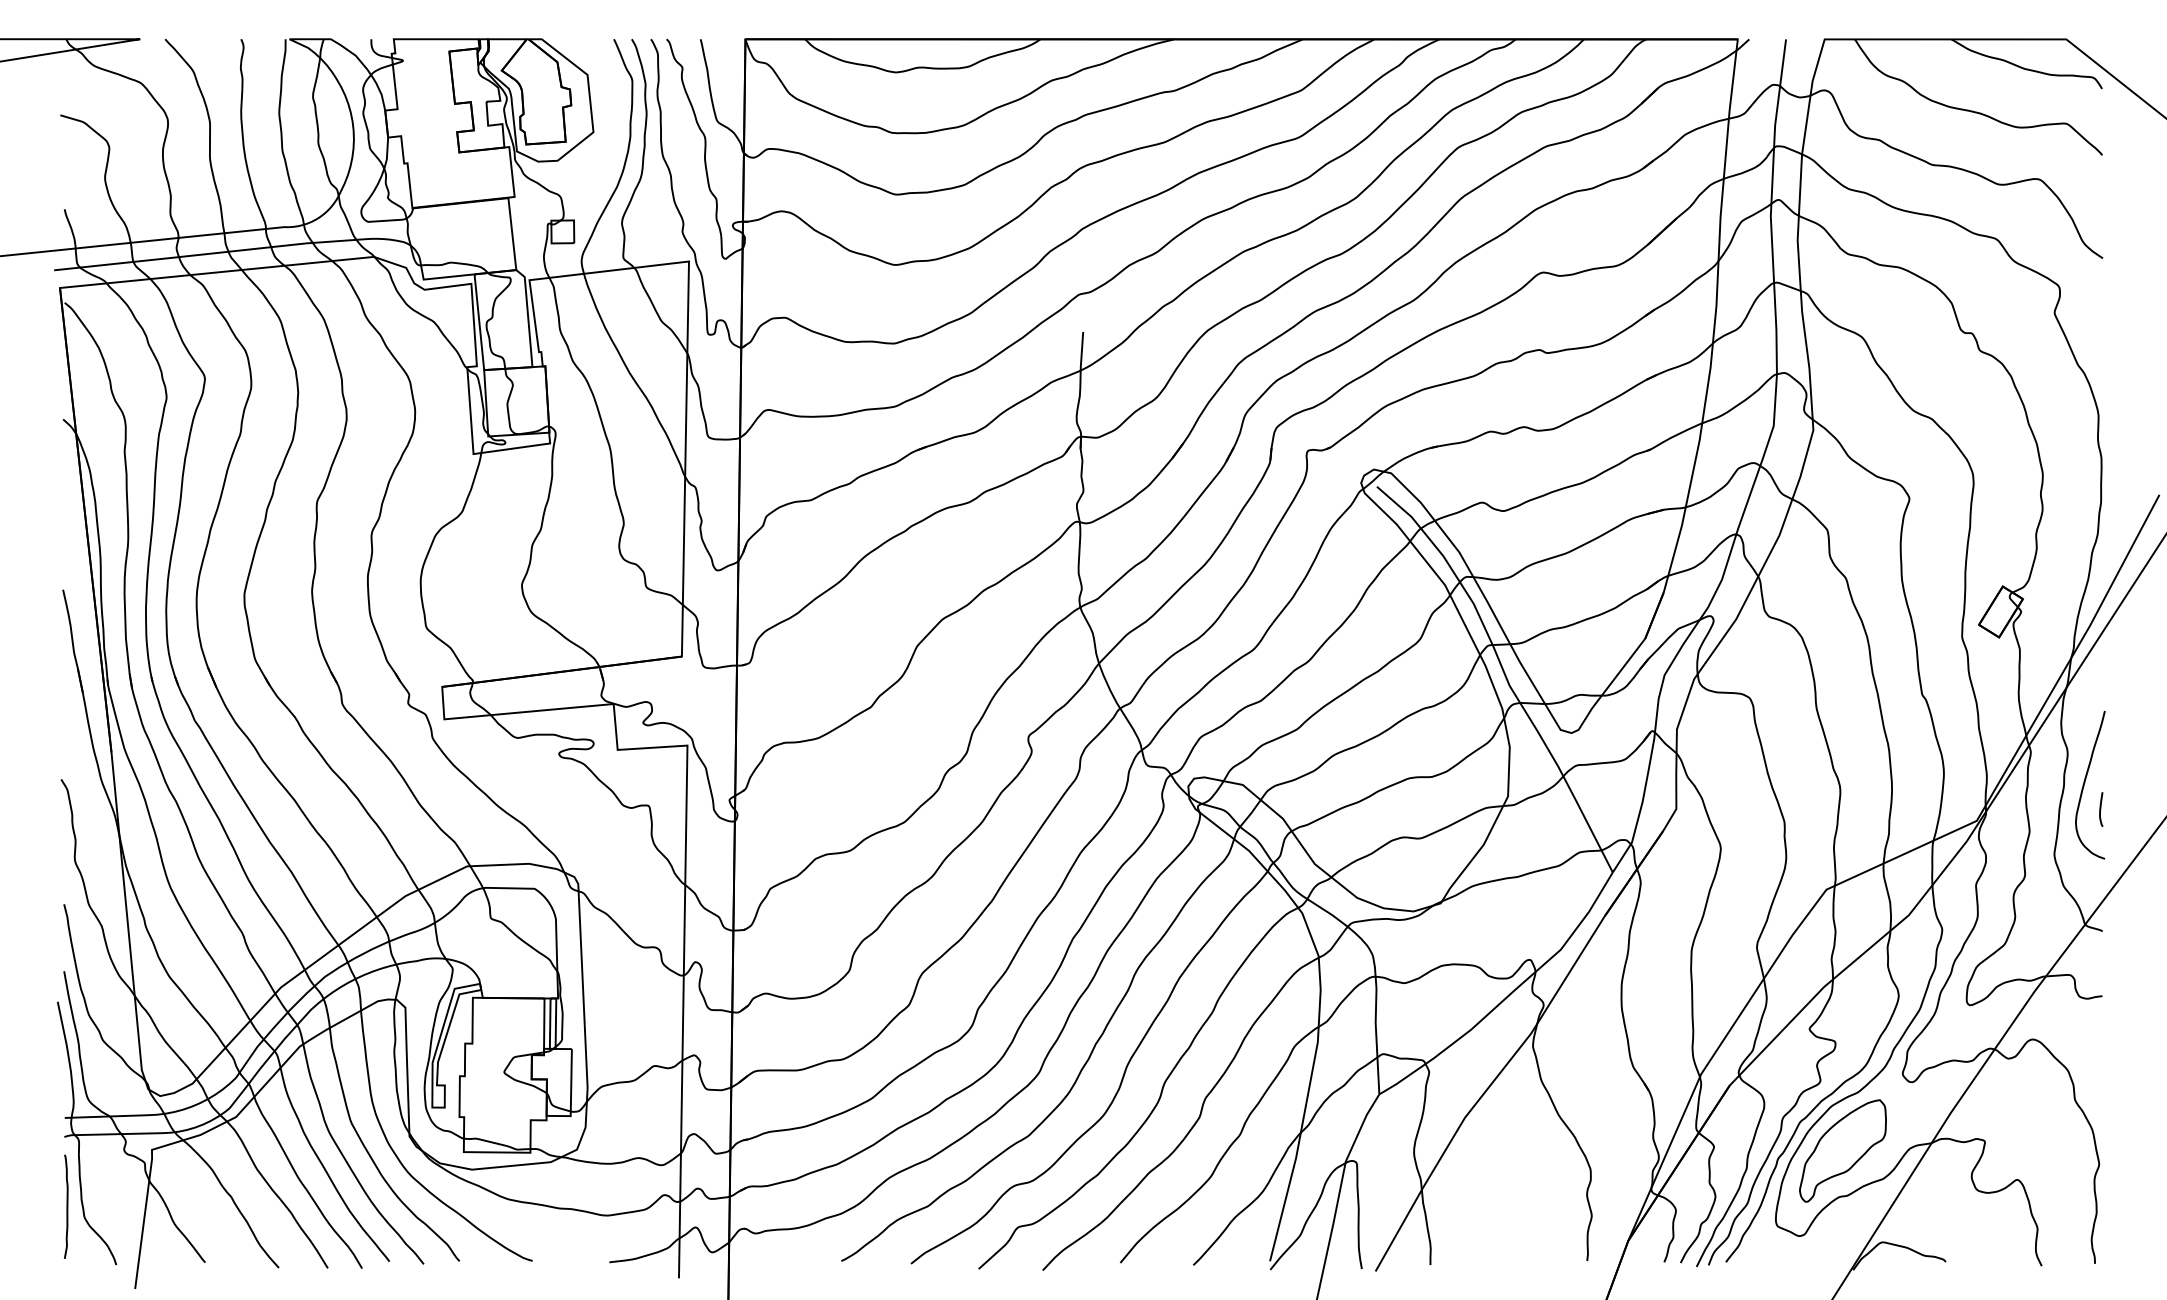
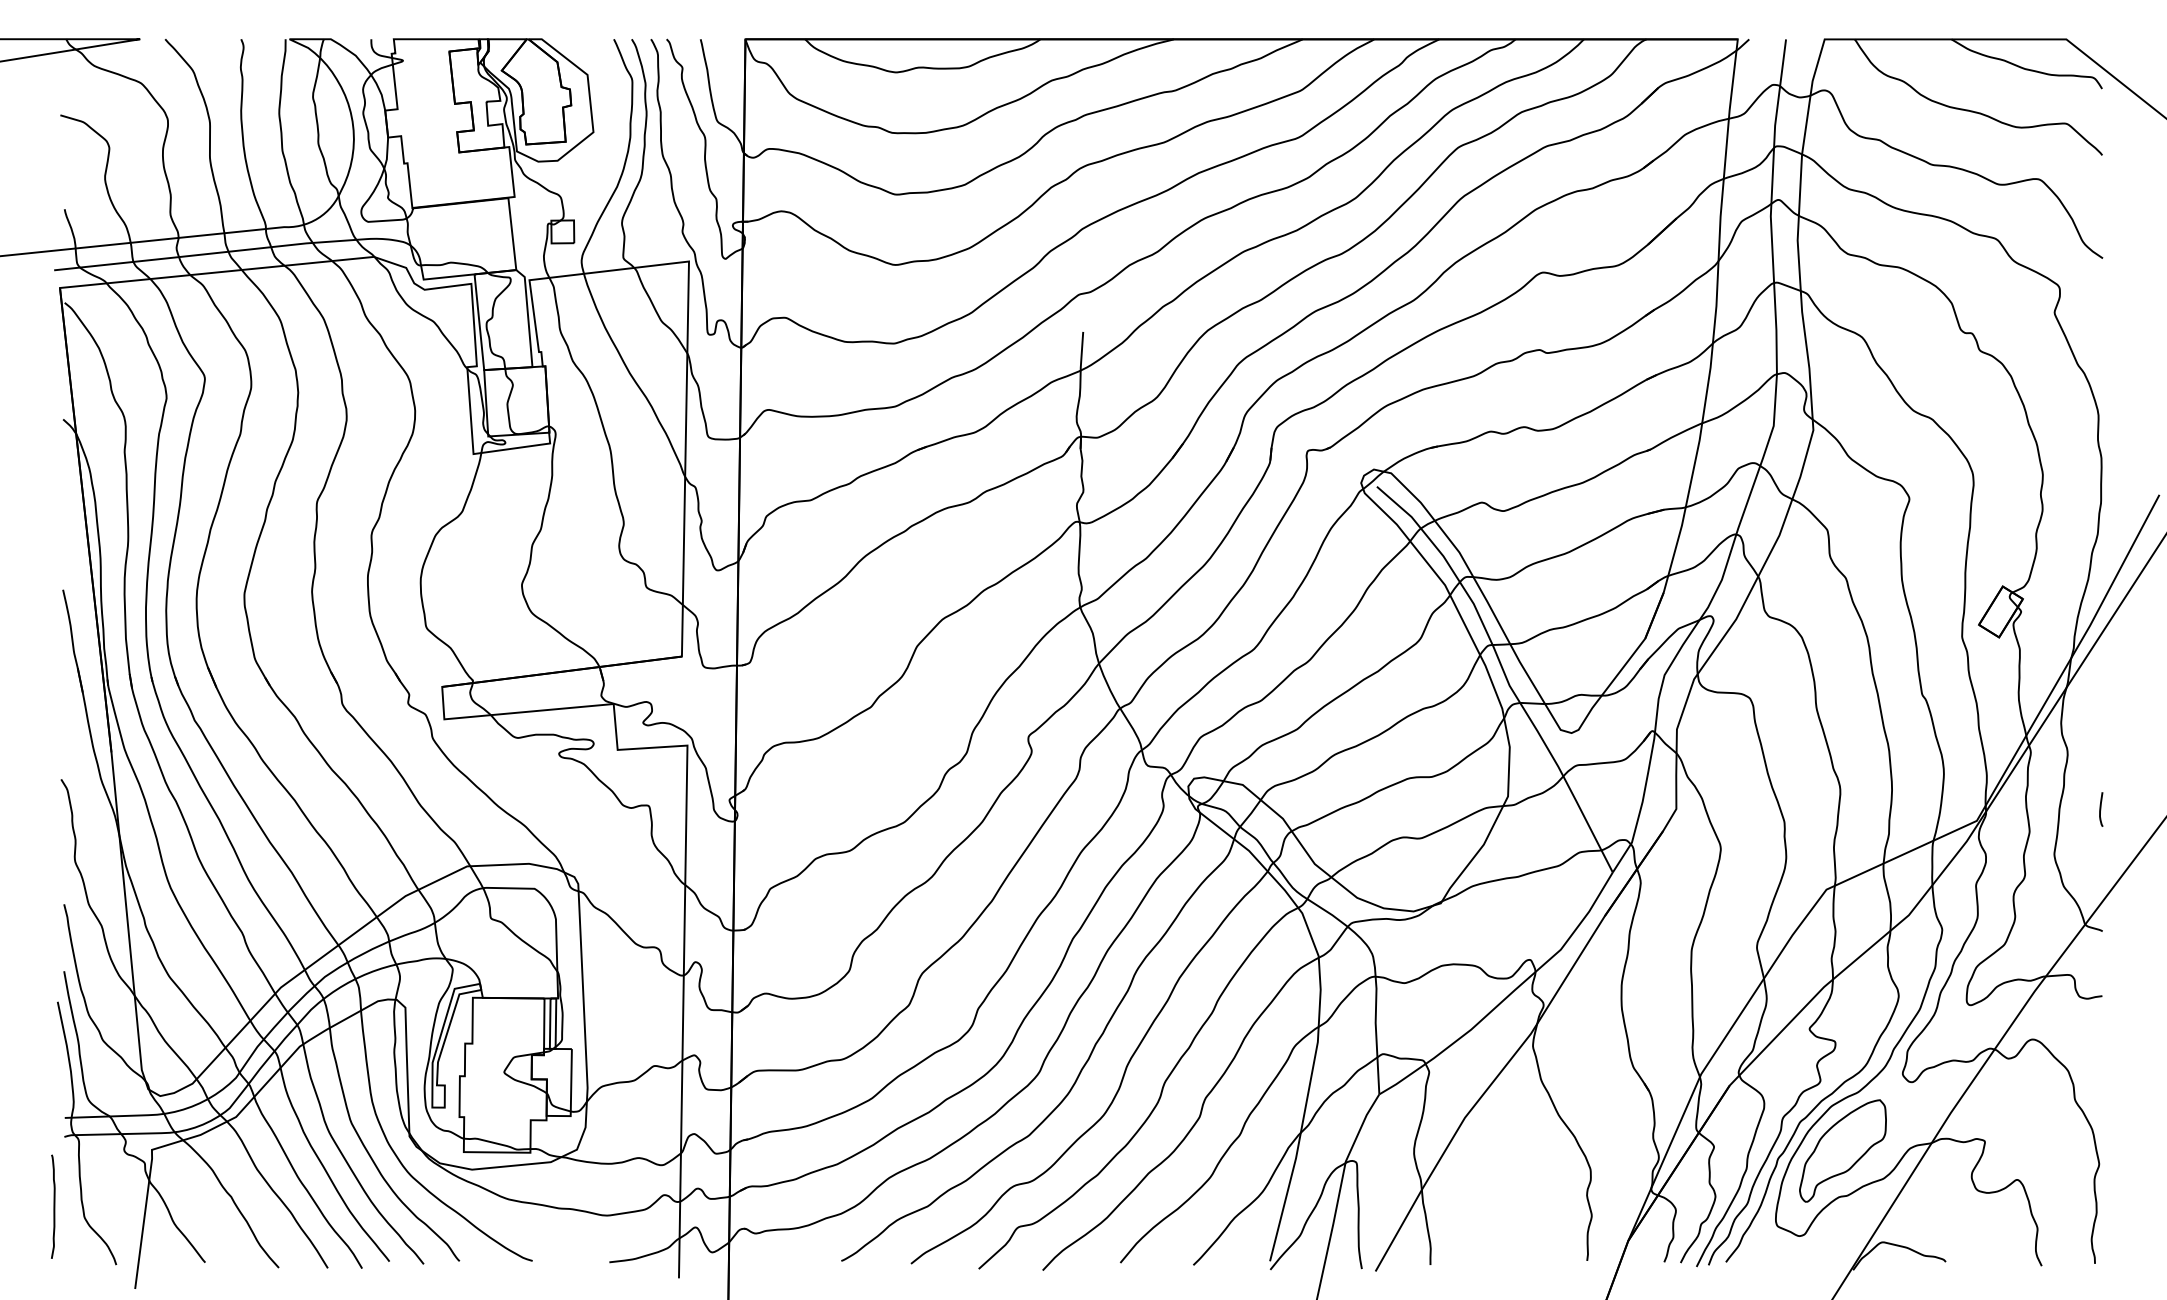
curve: present -> none (2085, 783)
curve position: (66, 1206) -> (53, 1206) (53, 1206)
